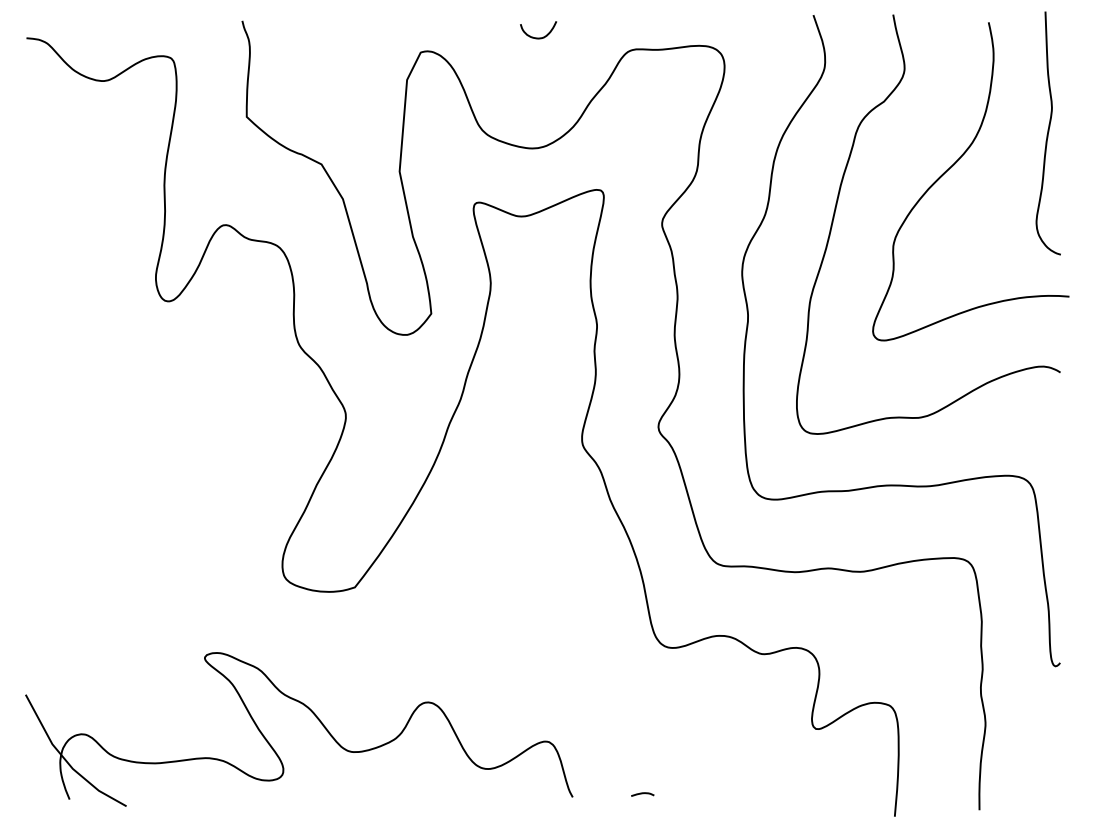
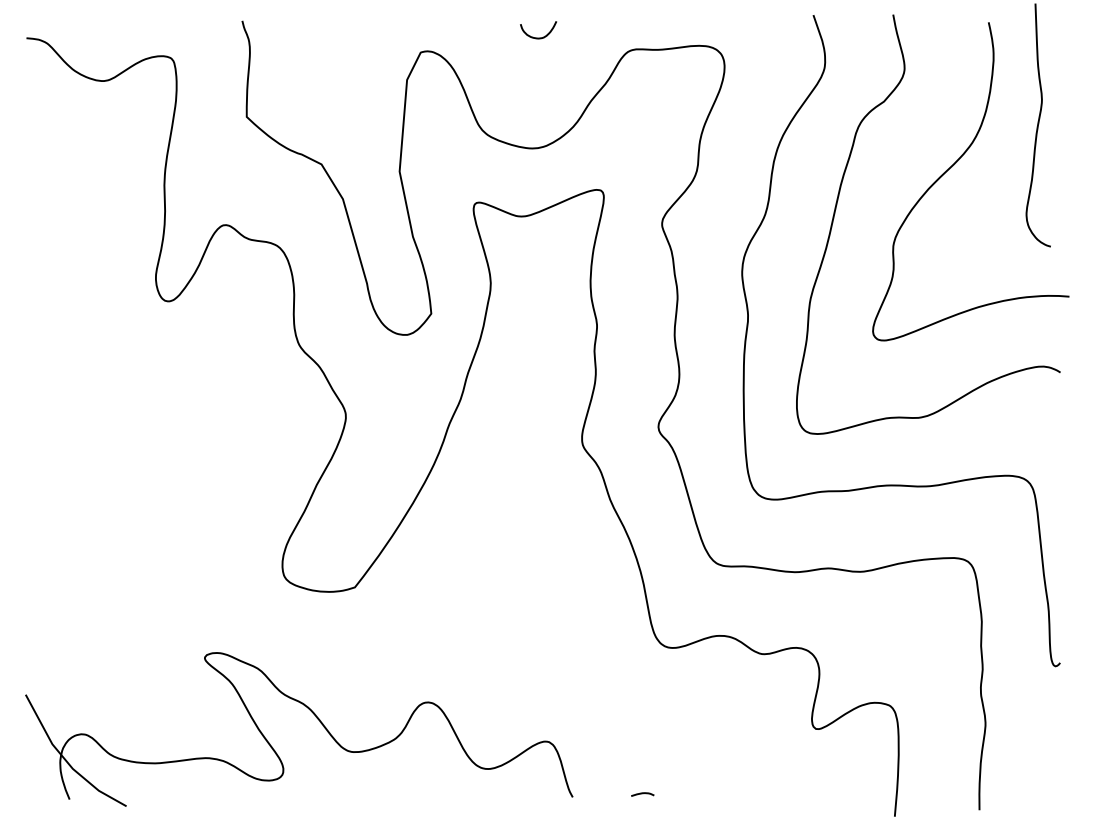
part position: (1047, 133) -> (1037, 125) (1037, 125)
